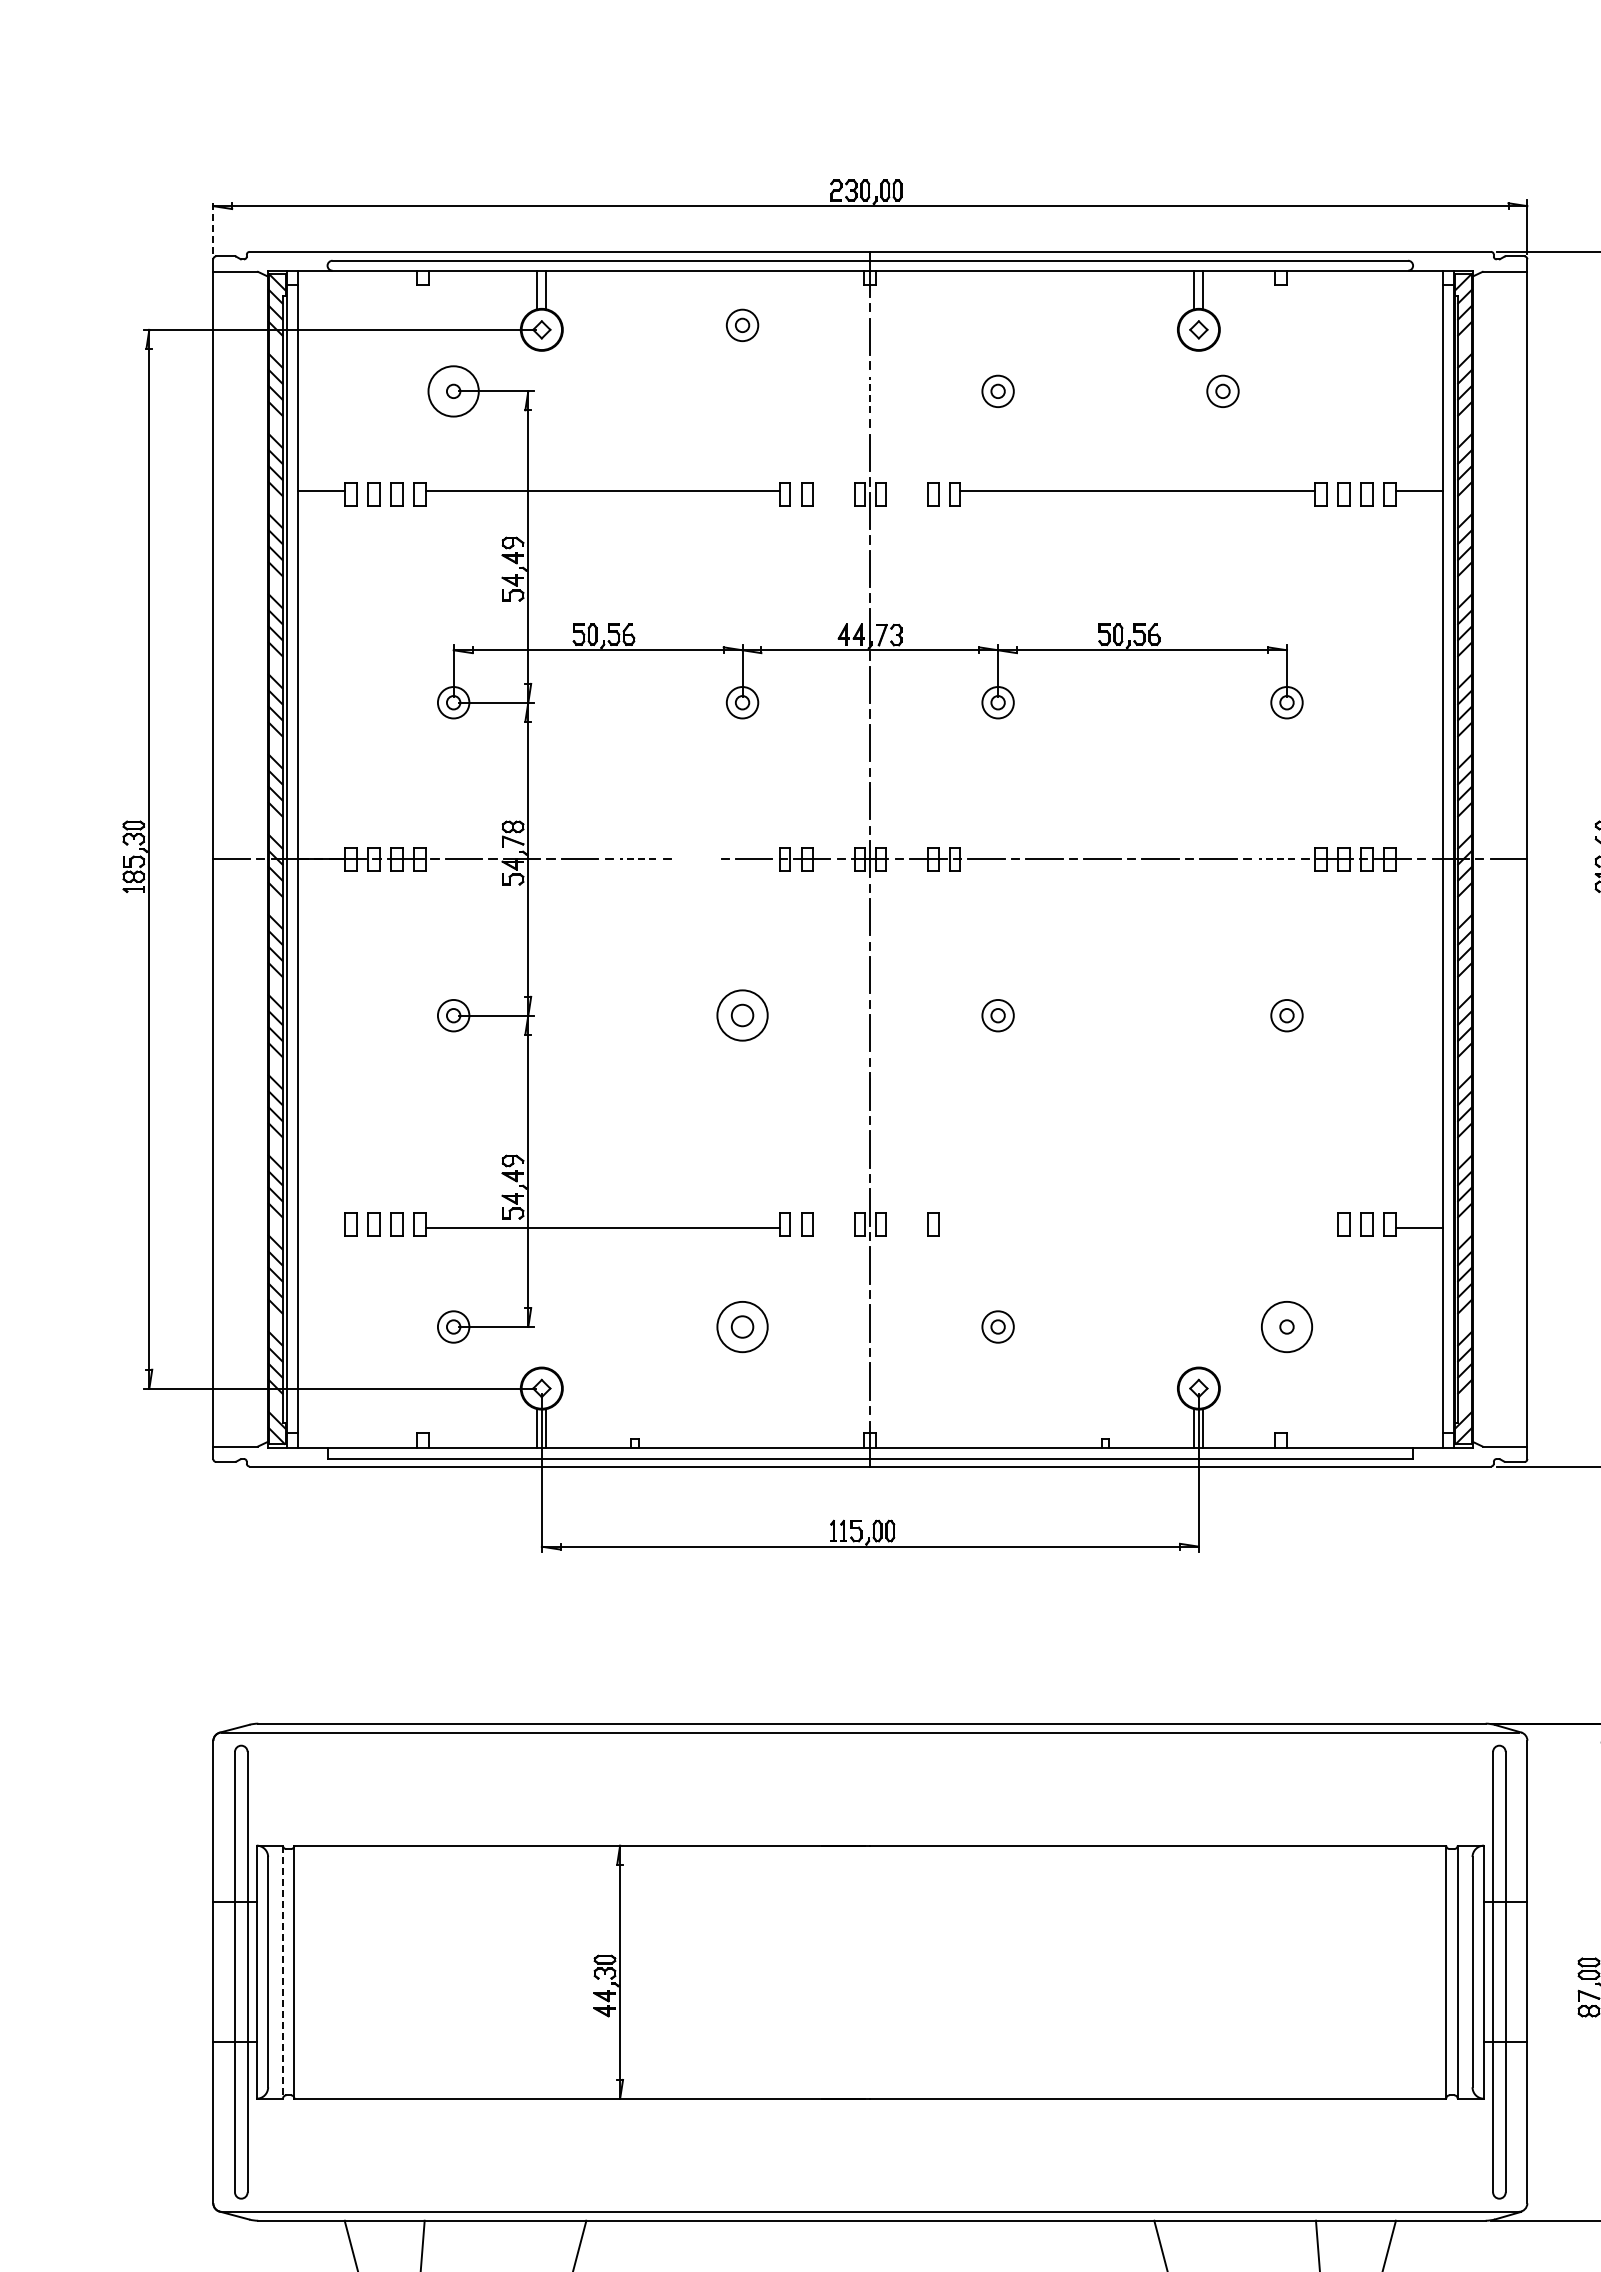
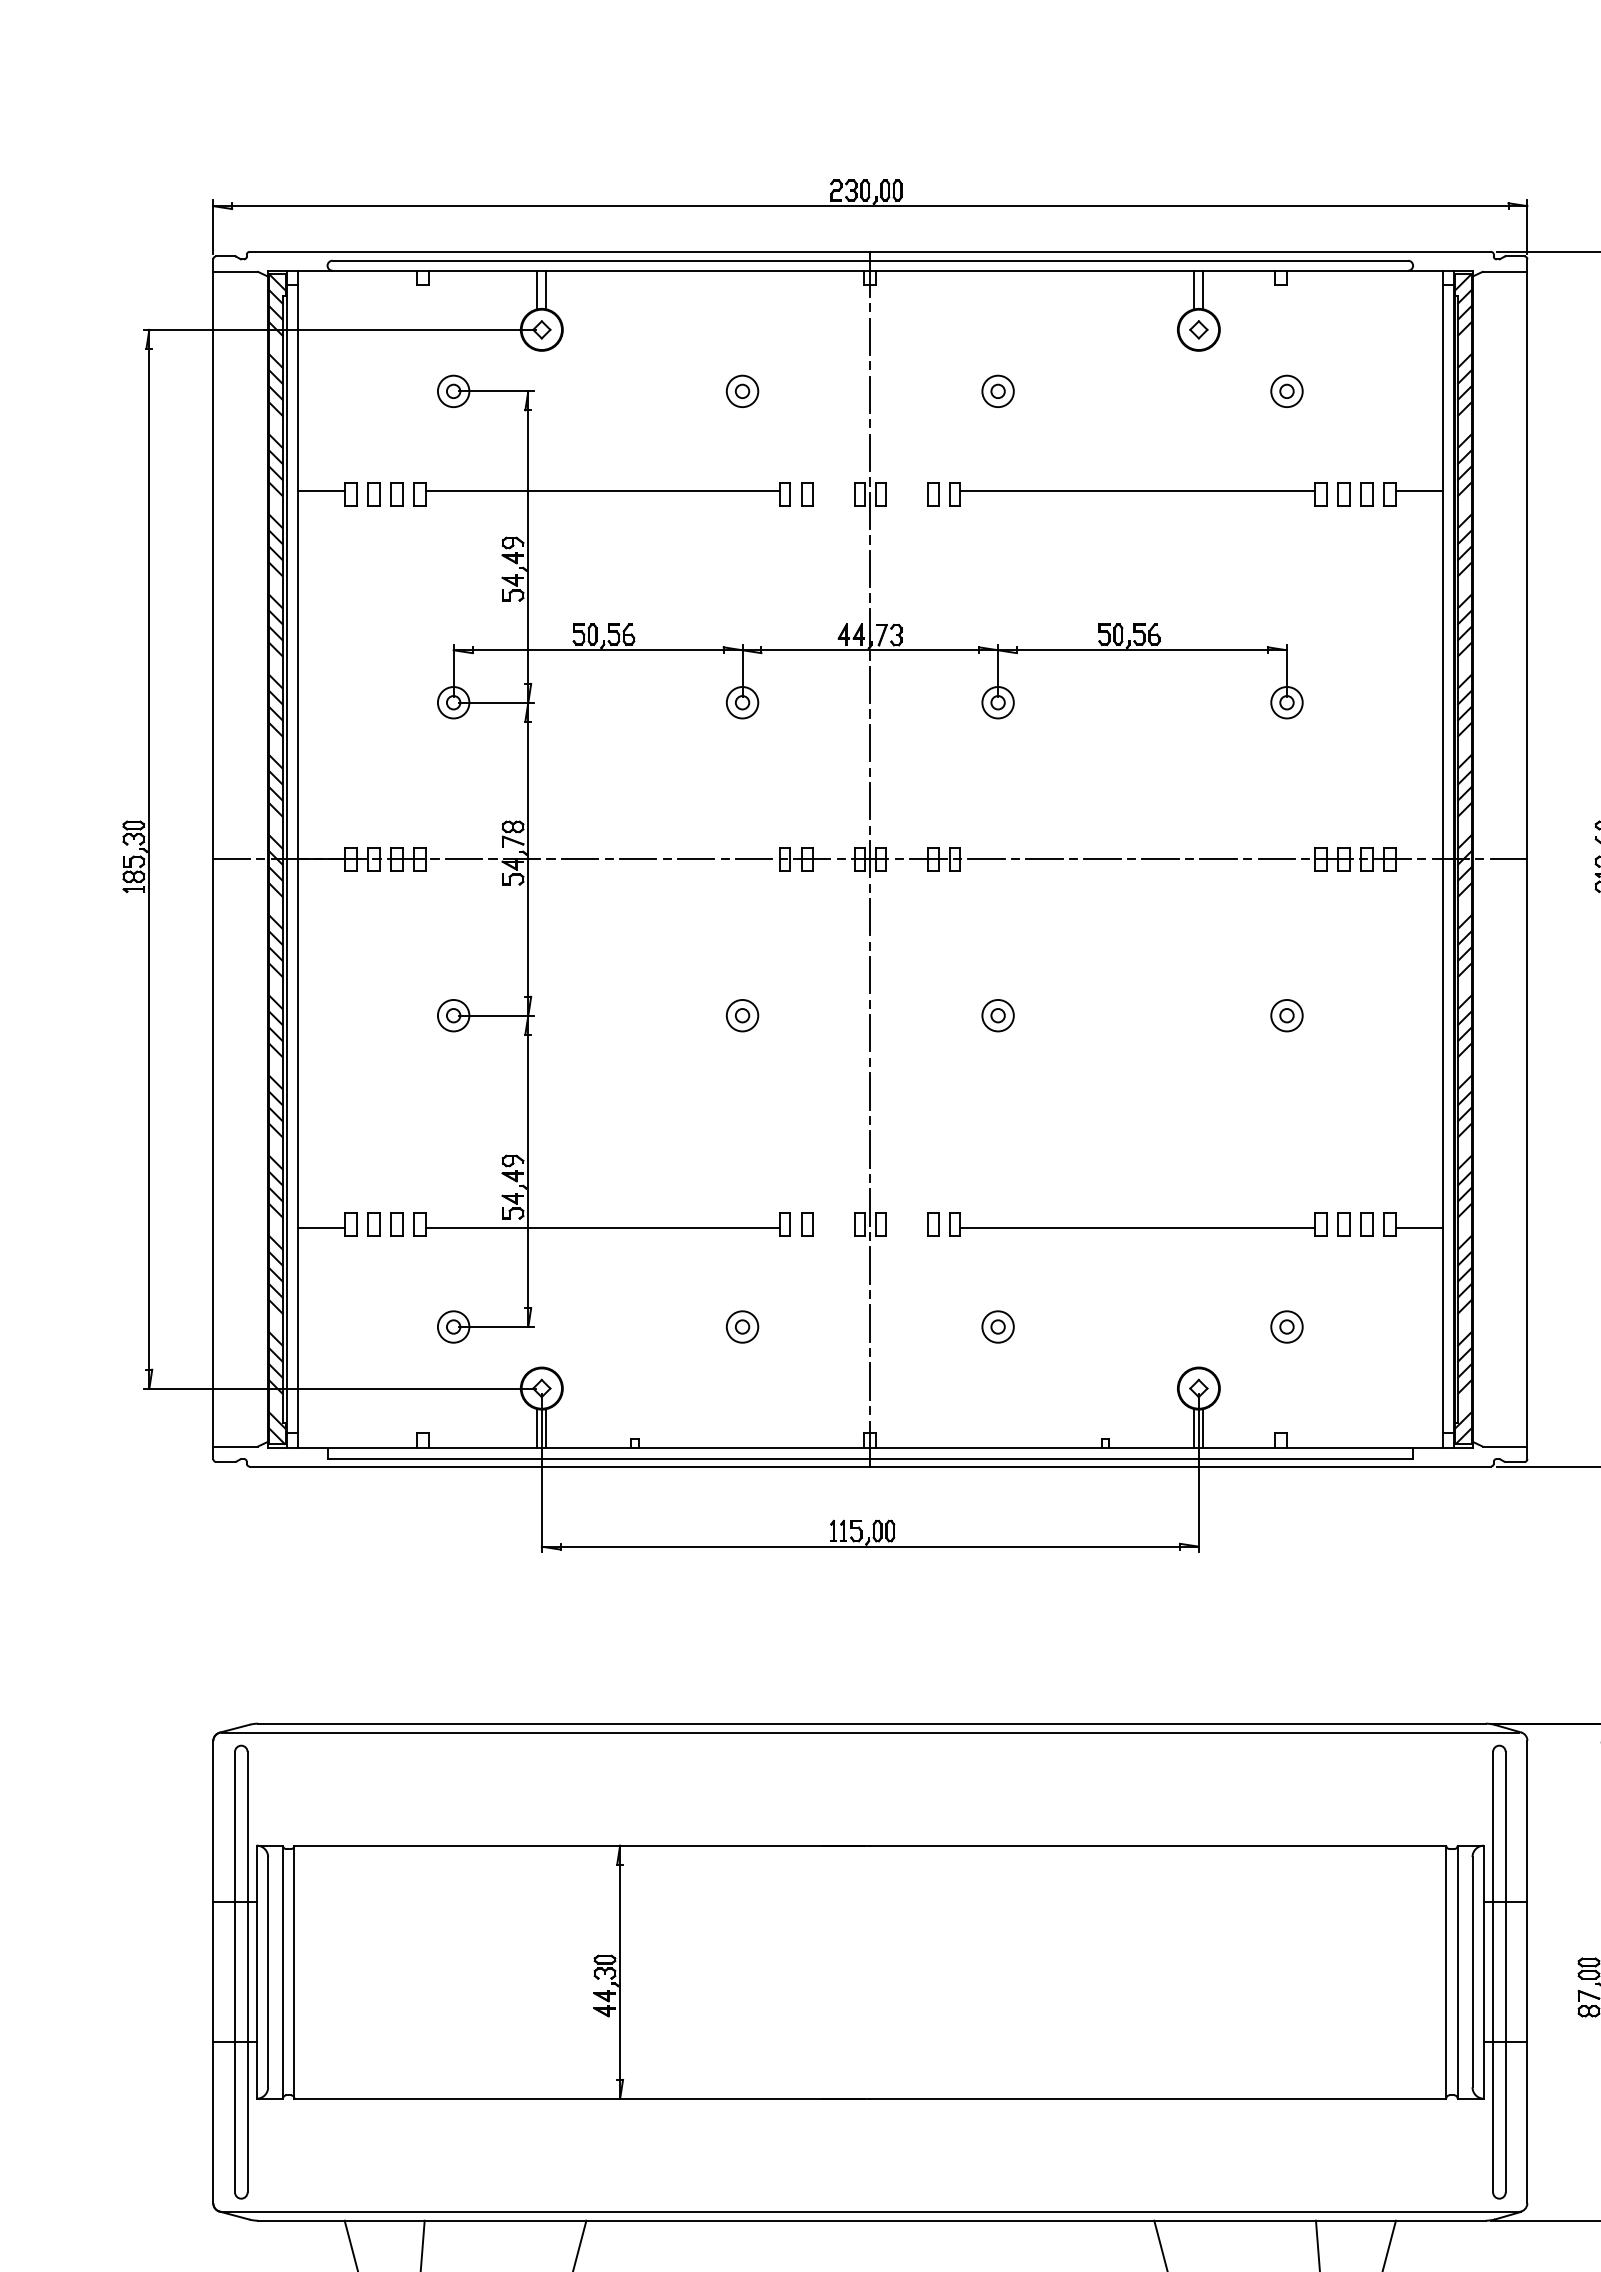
line: dashed -> solid (213, 227)
part position: (742, 324) -> (742, 390) (742, 390)
part position: (1222, 390) -> (1286, 390) (1286, 390)
circle diameter: 50 px -> 31 px (453, 391)
line: dashed -> solid (870, 394)
line: dashed -> solid (637, 859)
line: none -> present (696, 859)
line: dashed -> solid (1276, 859)
part size: 53x53 px -> 35x34 px (742, 1015)
part: none -> present (1138, 1224)
line: none -> present (321, 1227)
circle diameter: 50 px -> 31 px (1286, 1326)
part size: 53x53 px -> 35x34 px (742, 1326)
line: dashed -> solid (283, 1972)
